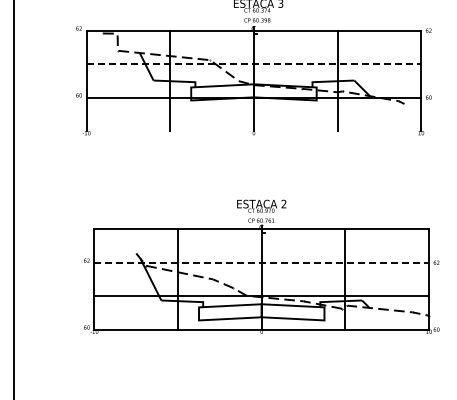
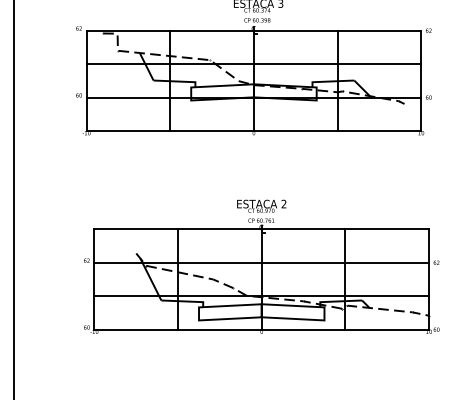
line: dashed -> solid (254, 64)
line: none -> present (253, 131)
line: dashed -> solid (262, 262)
